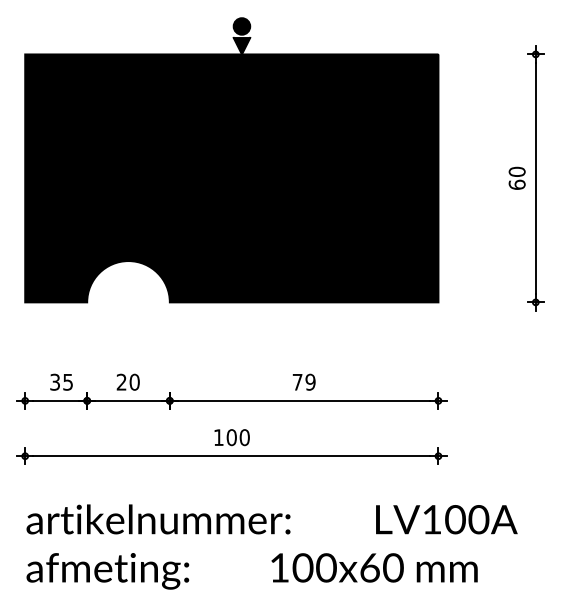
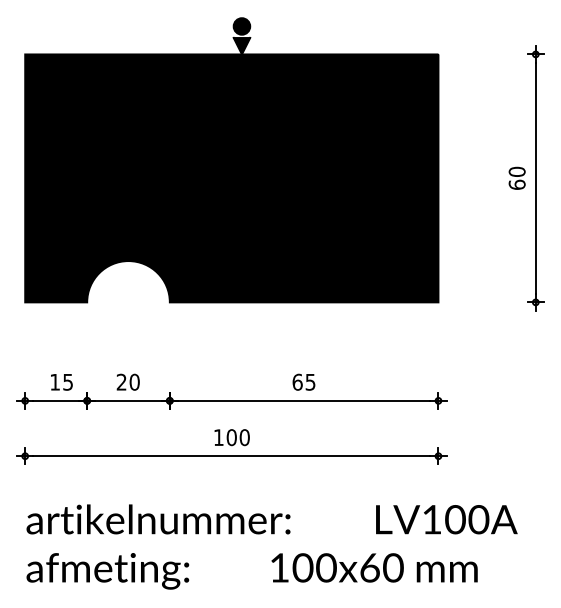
text: 35 -> 15 (54, 381)
text: 79 -> 65 (303, 381)
